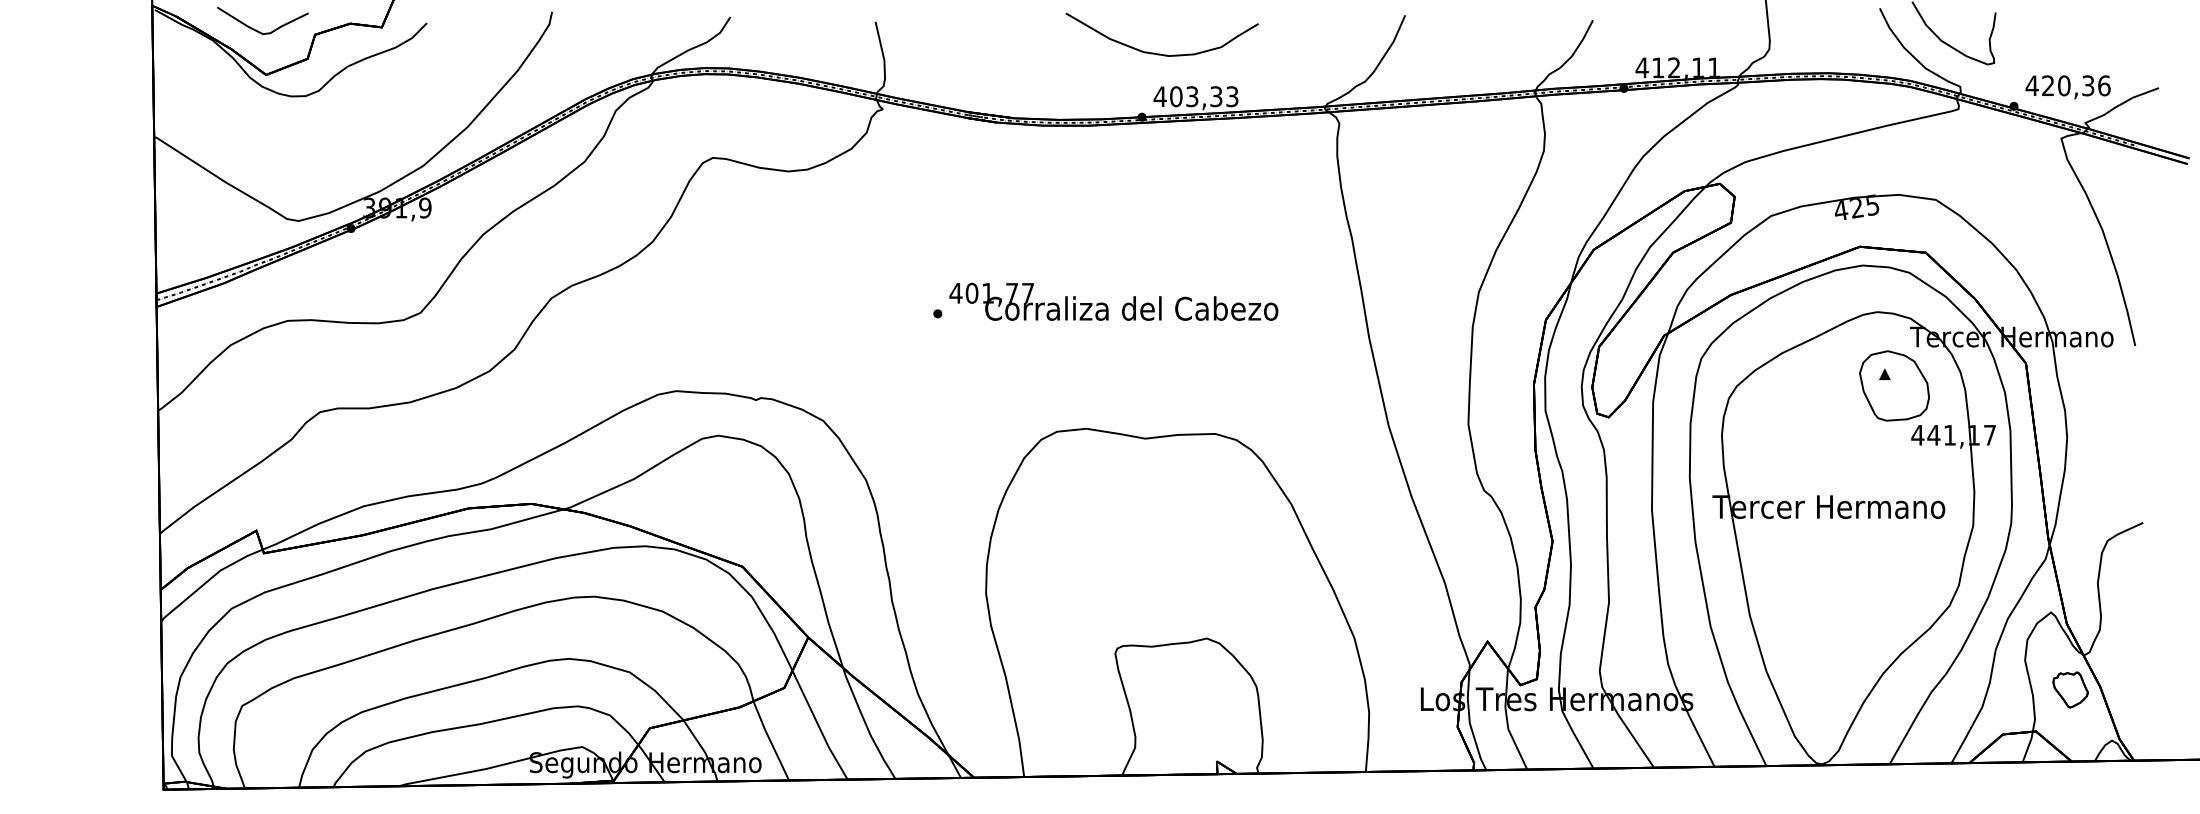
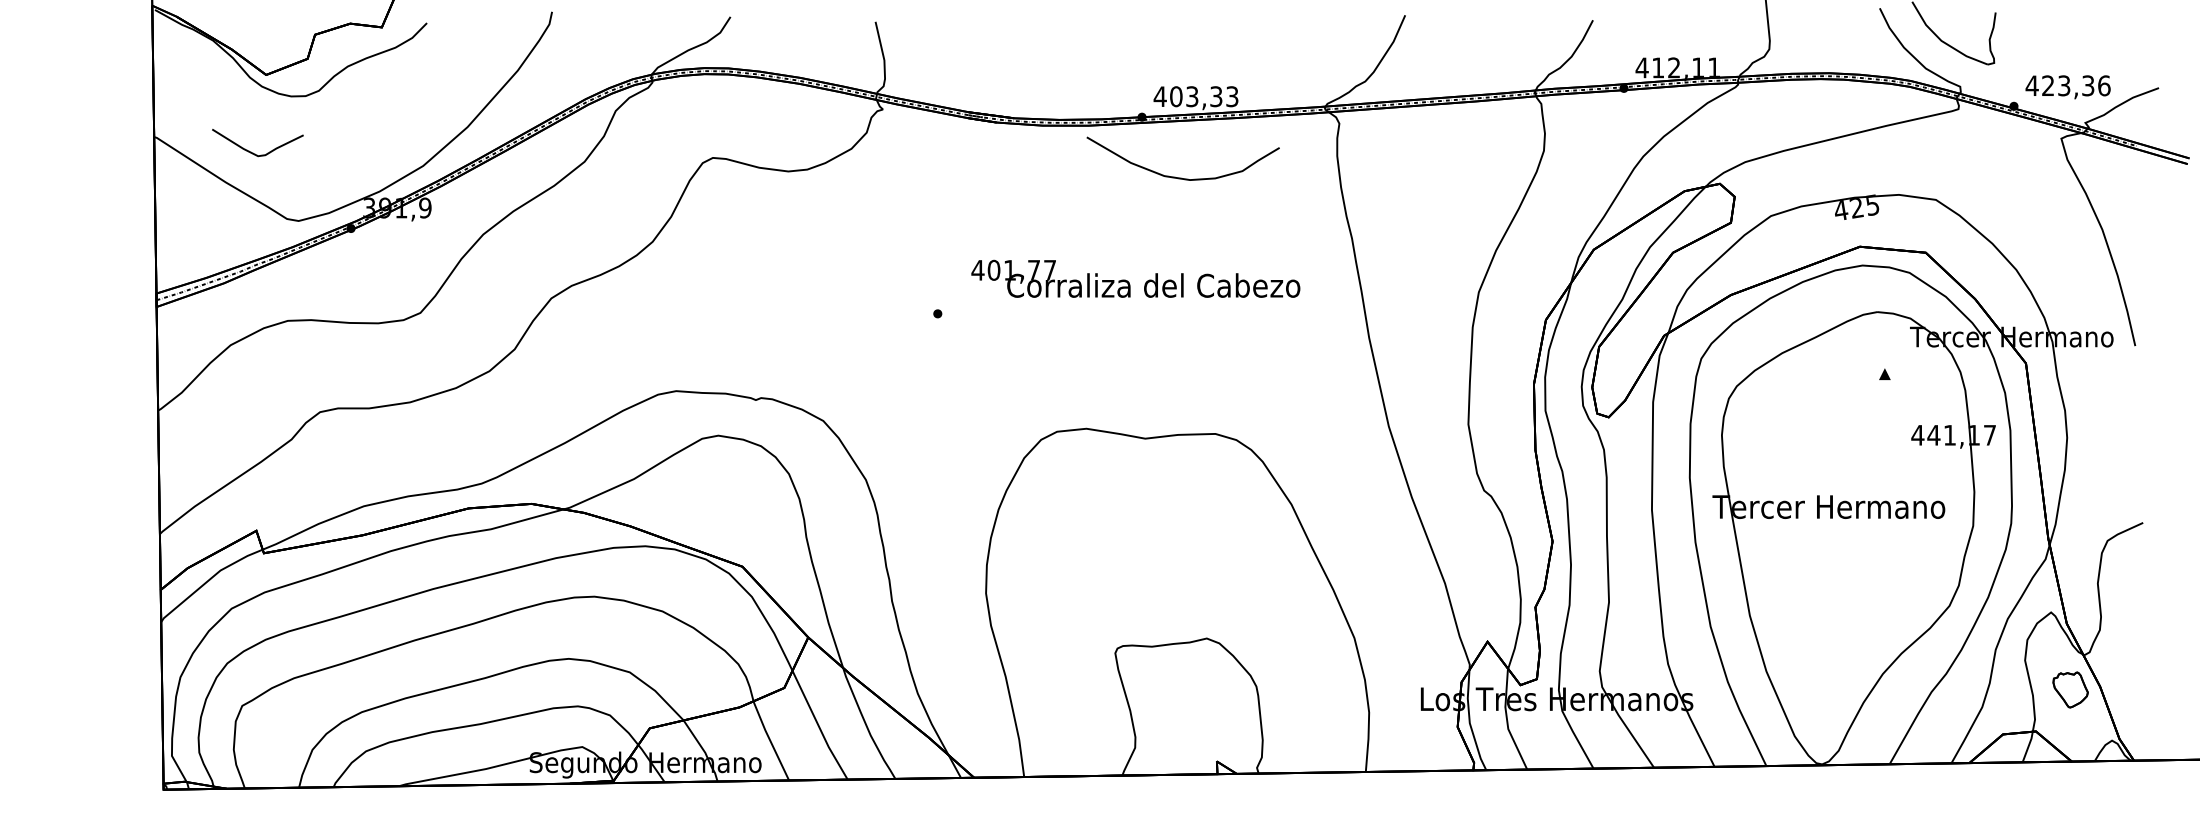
curve position: (258, 30) -> (253, 152) (253, 152)
curve position: (1160, 53) -> (1181, 177) (1181, 177)
text: 420,36 -> 423,36 (2064, 85)
text position: (1113, 301) -> (1135, 278) (1135, 278)
part: present -> none (1894, 385)
